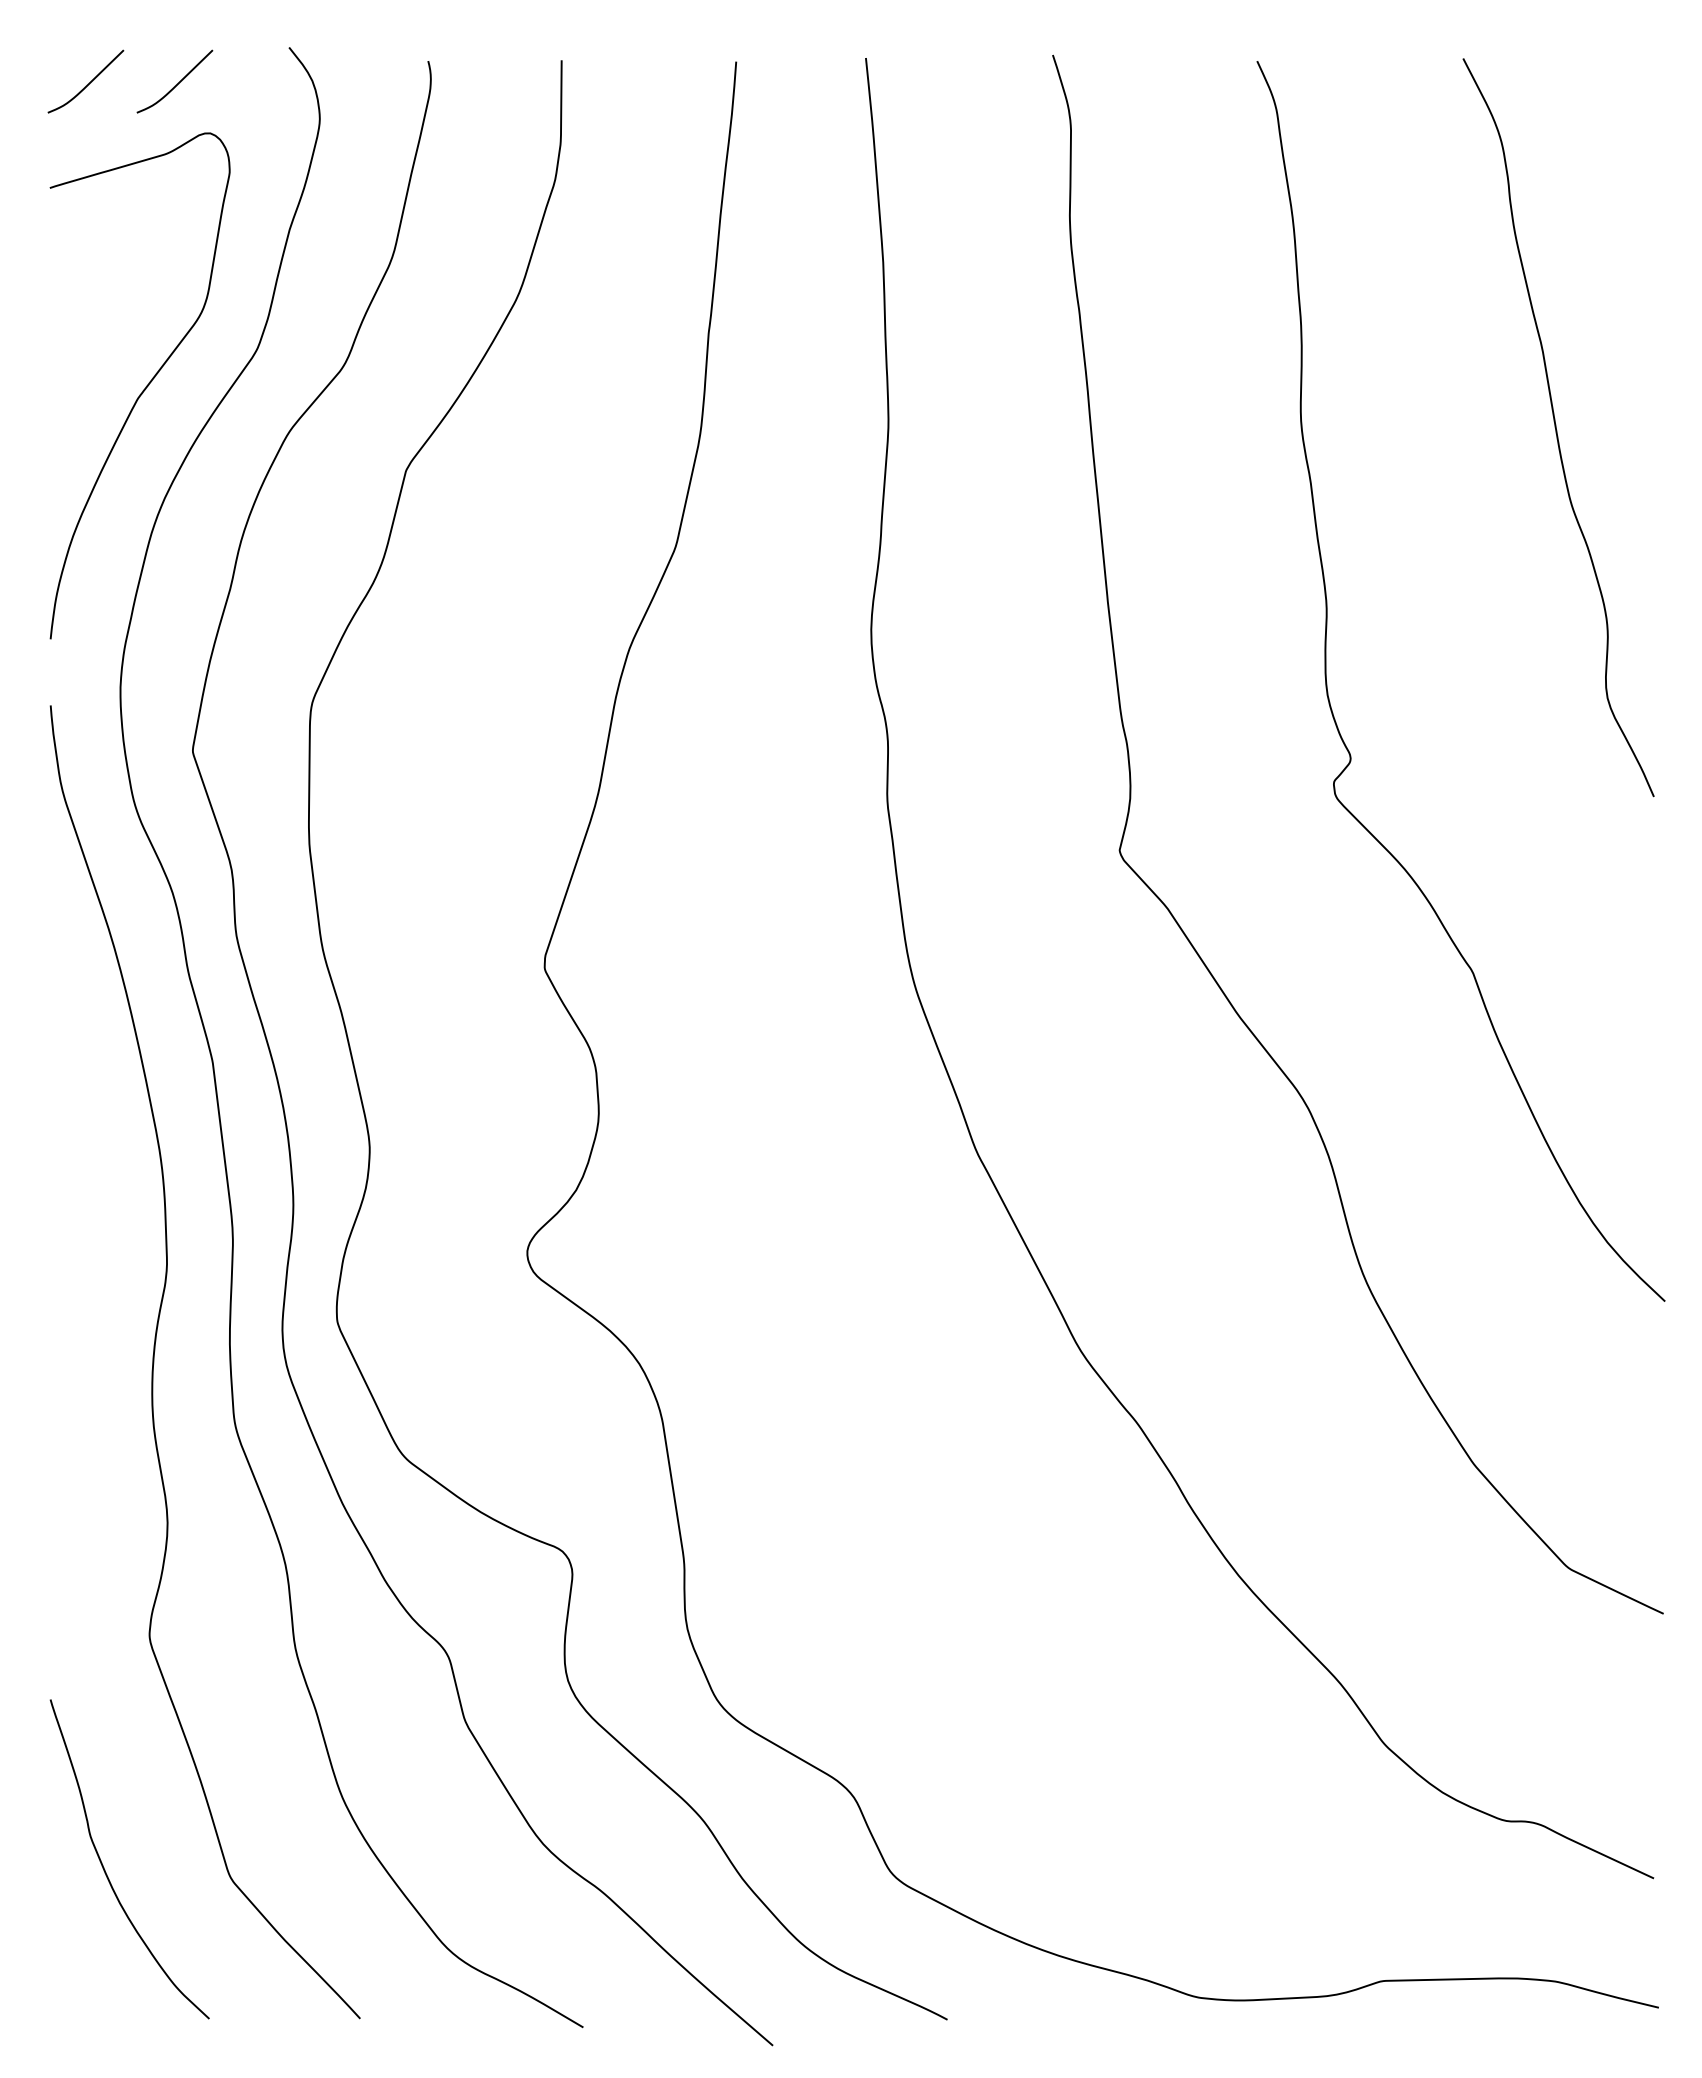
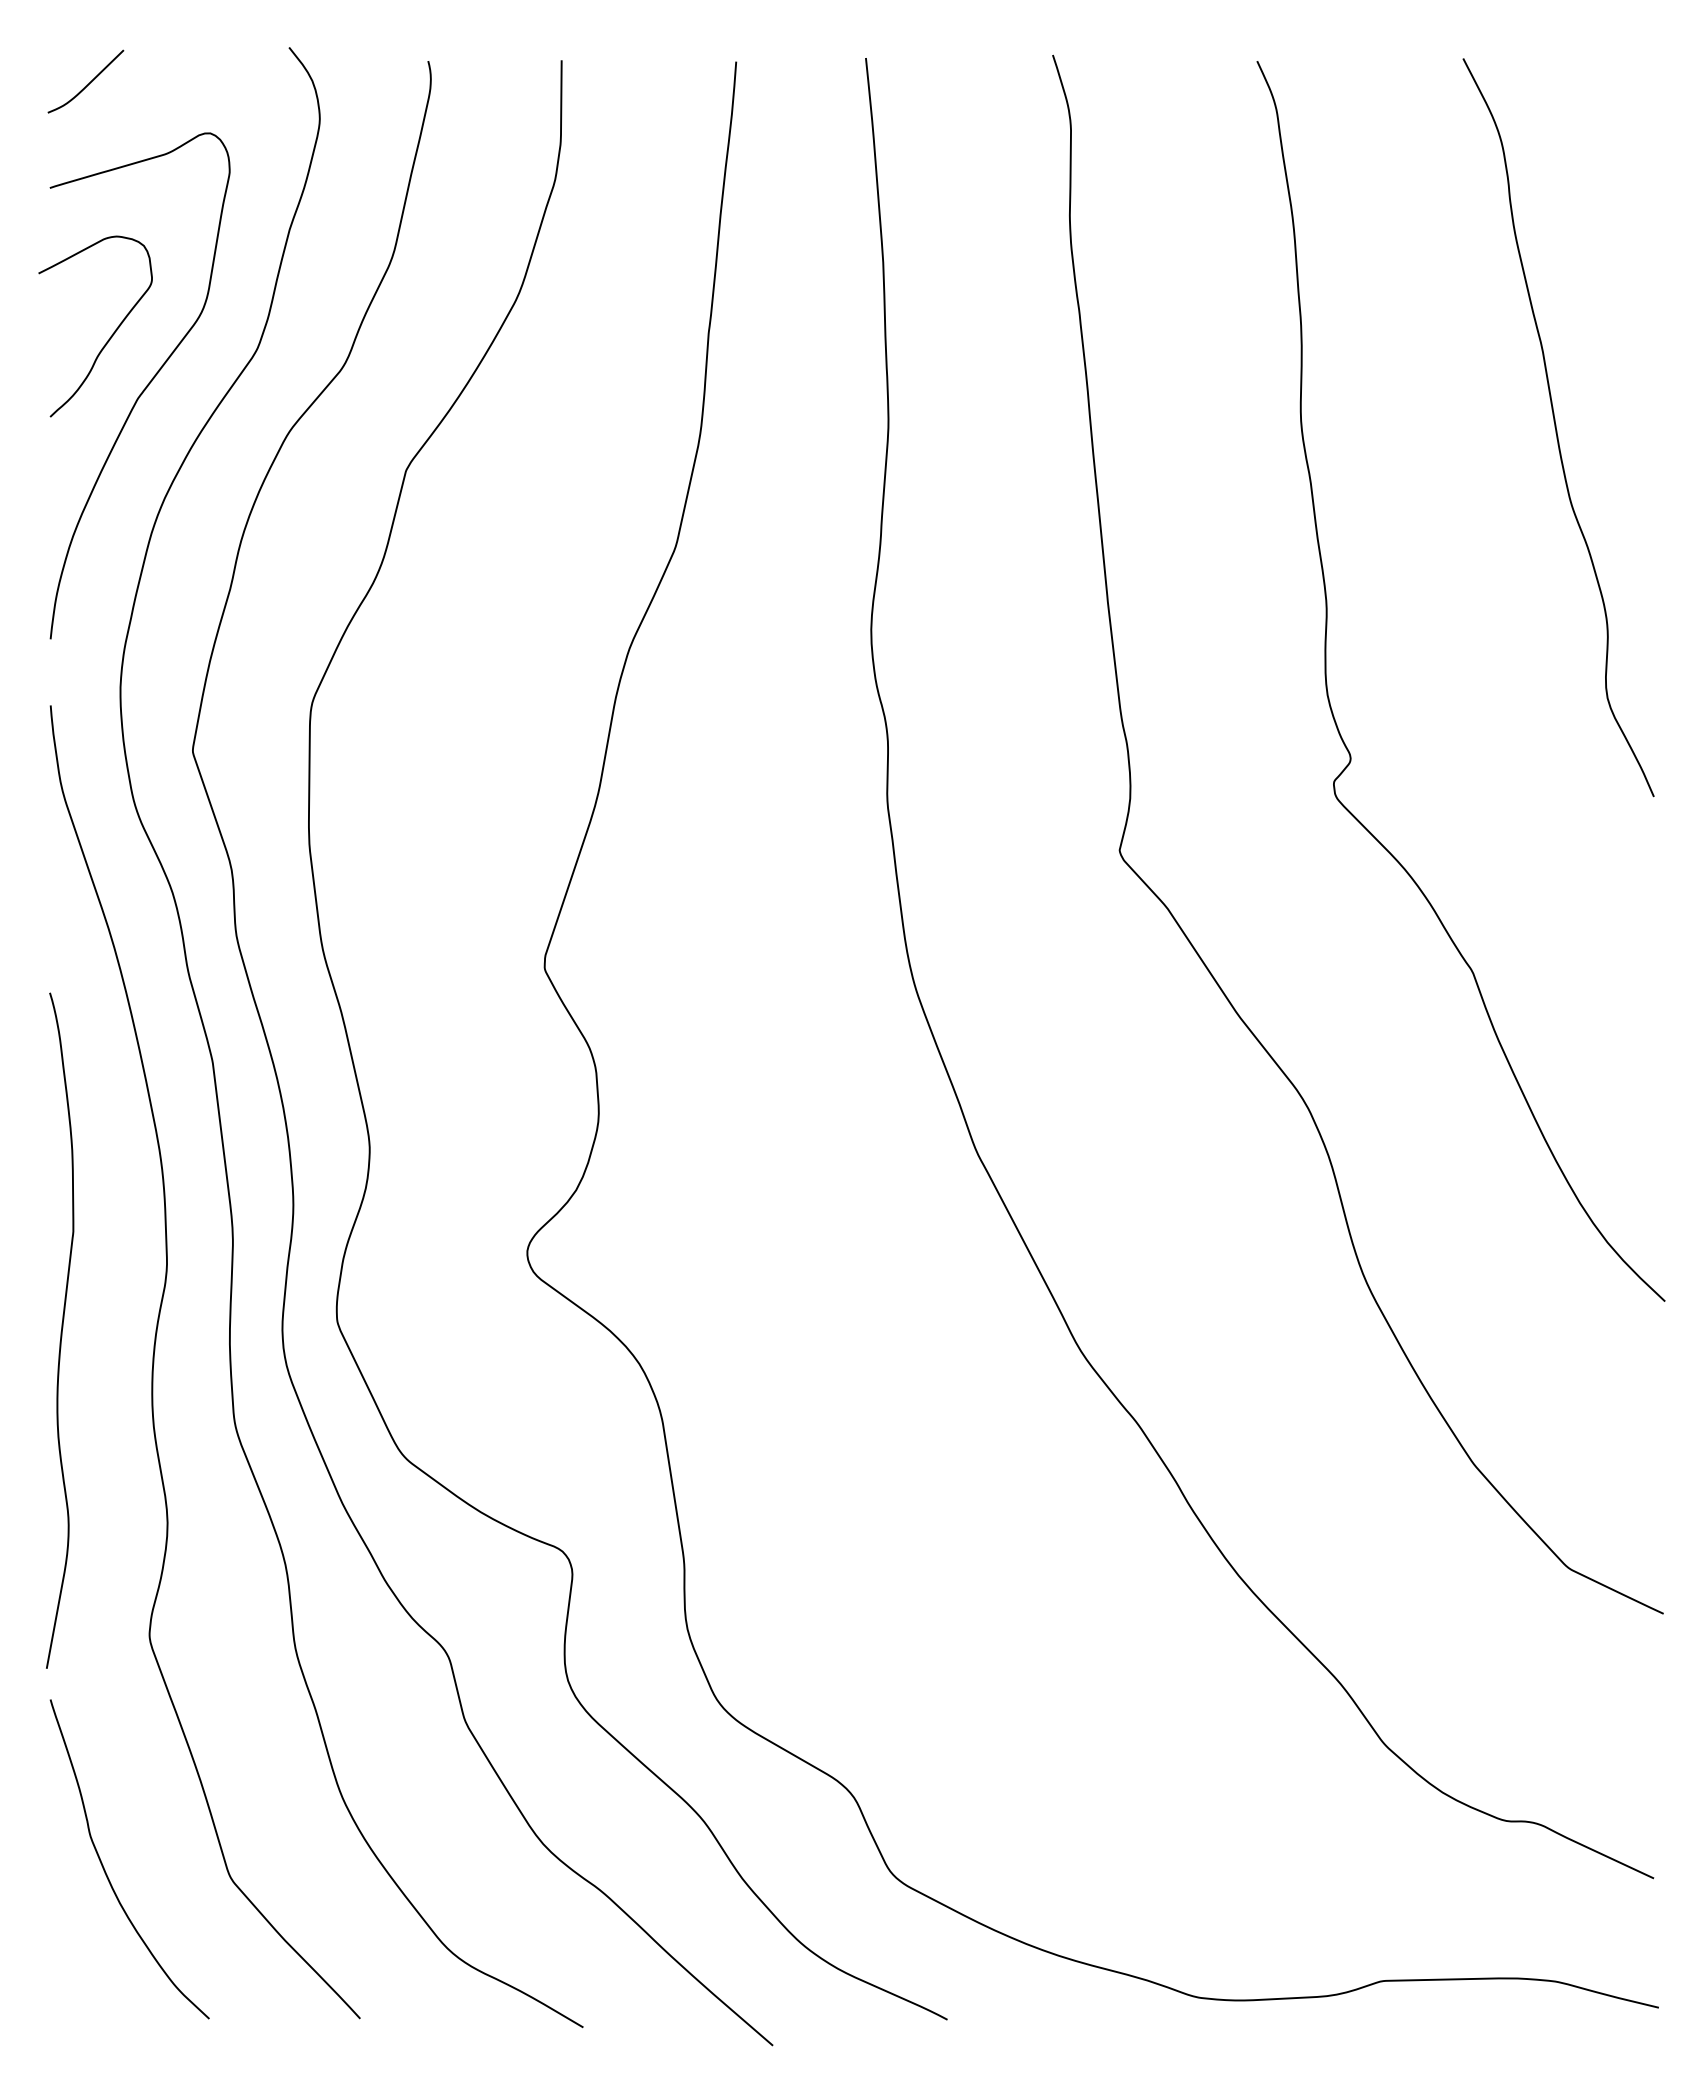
curve: present -> none (177, 83)
curve: none -> present (109, 337)
curve: none -> present (61, 1330)
